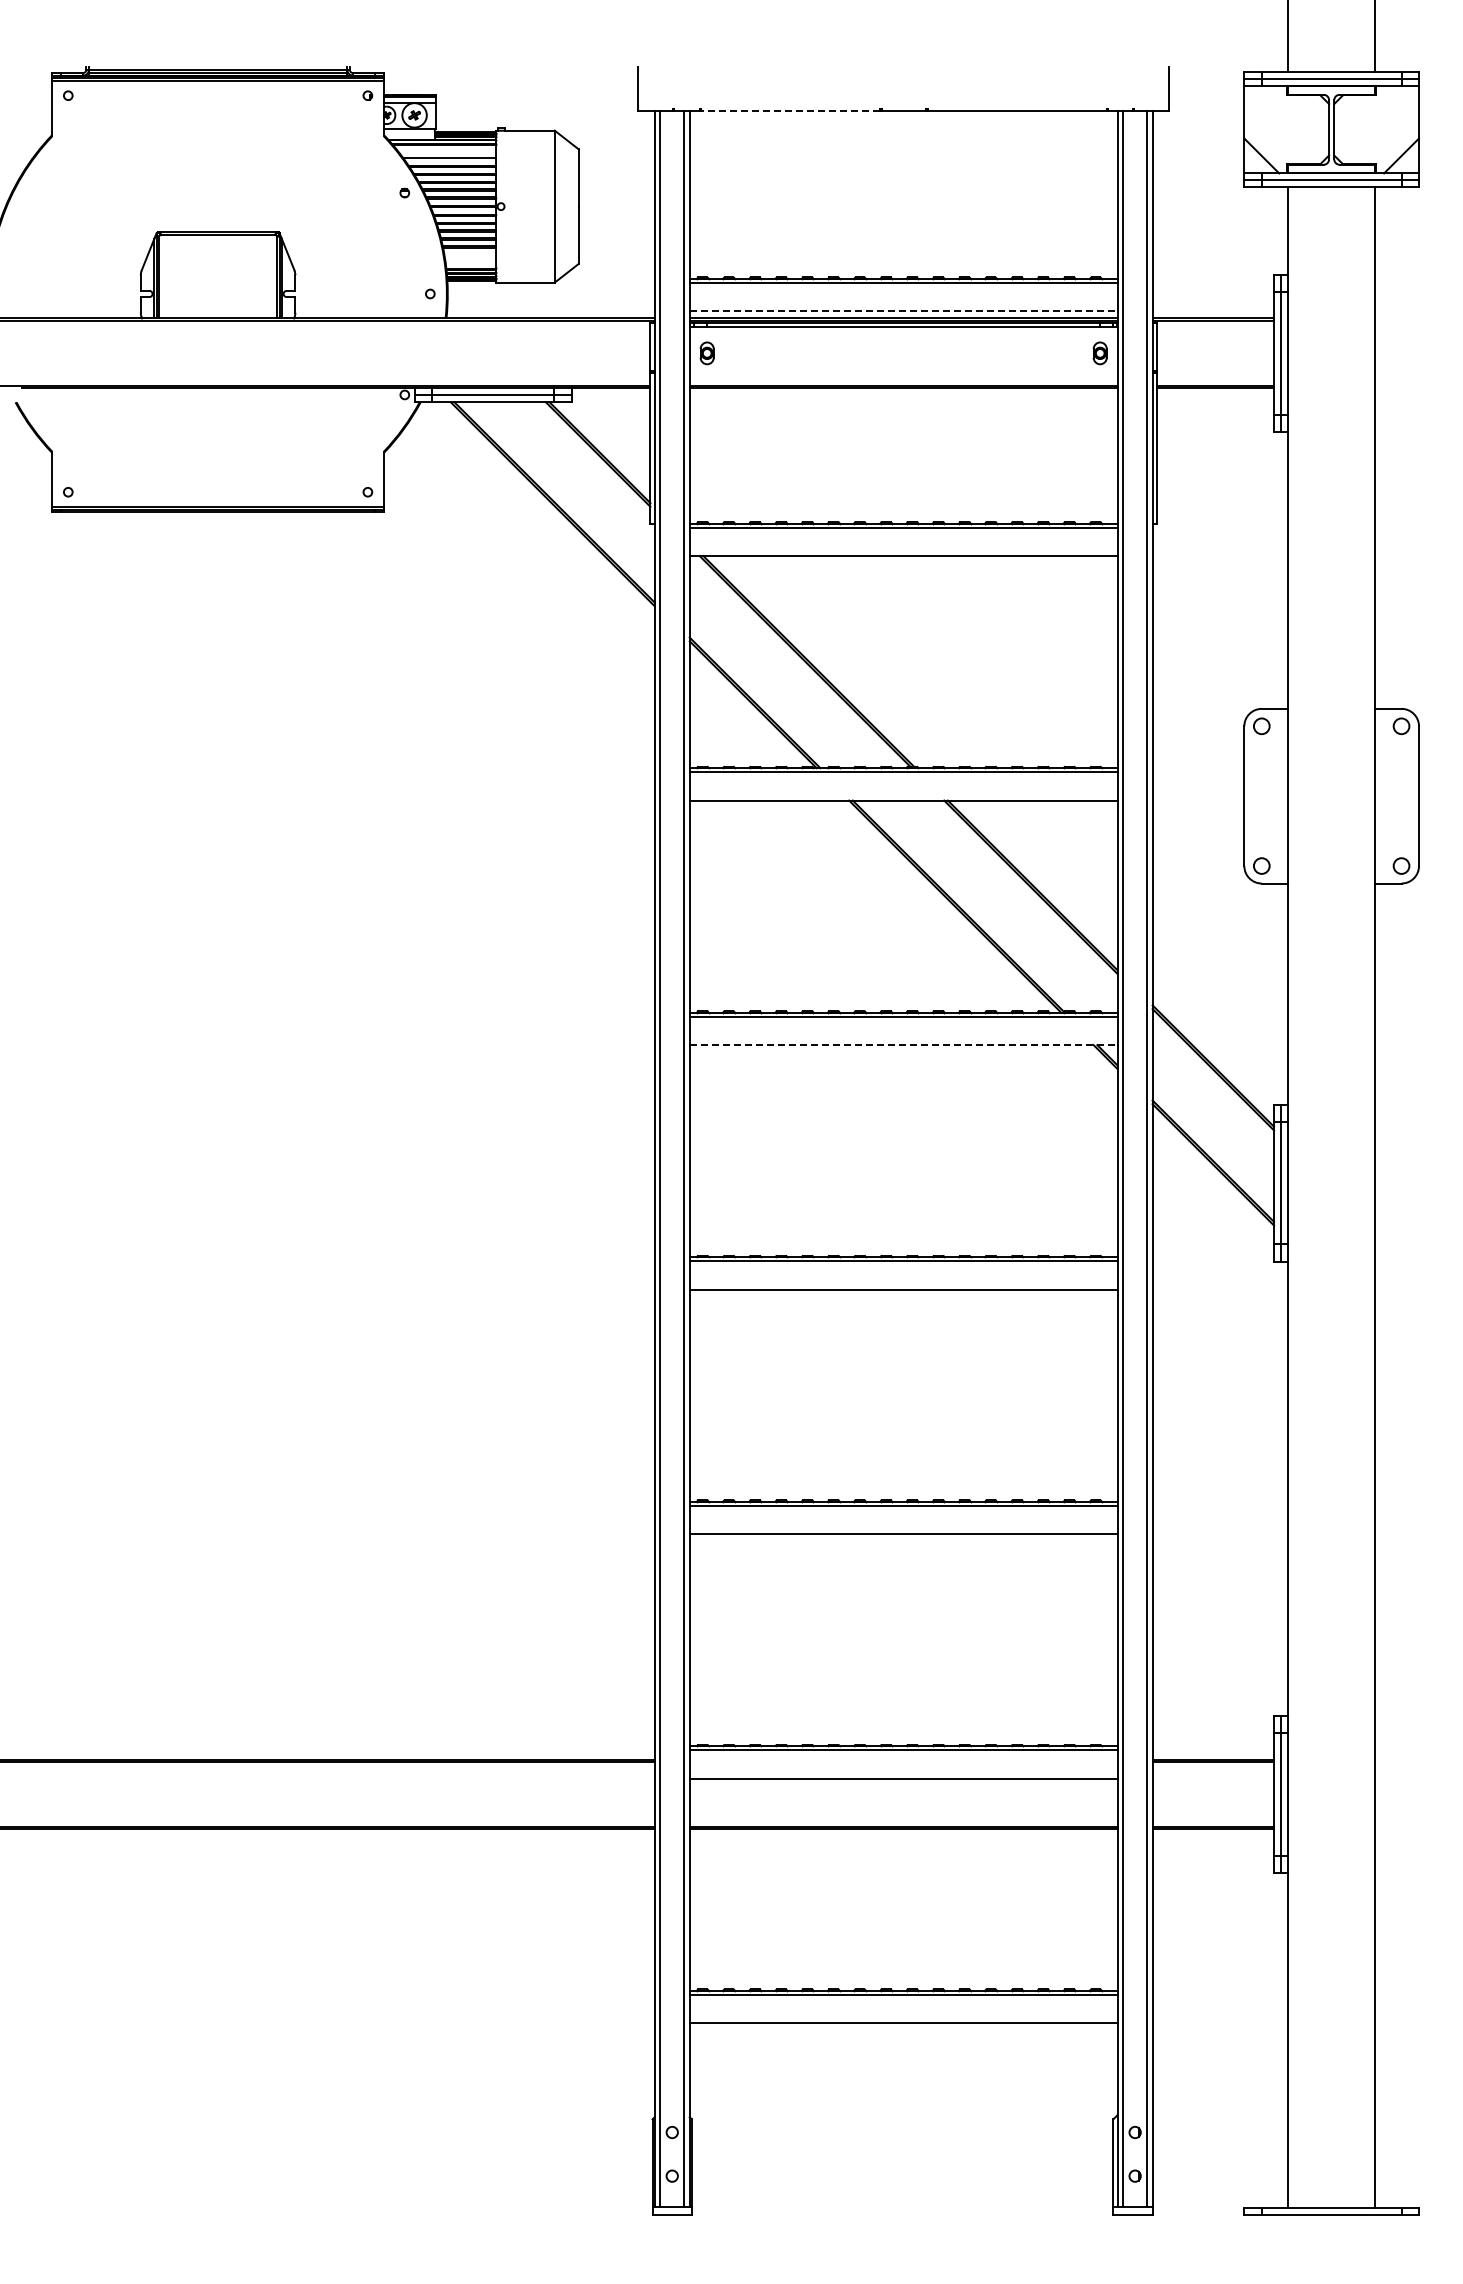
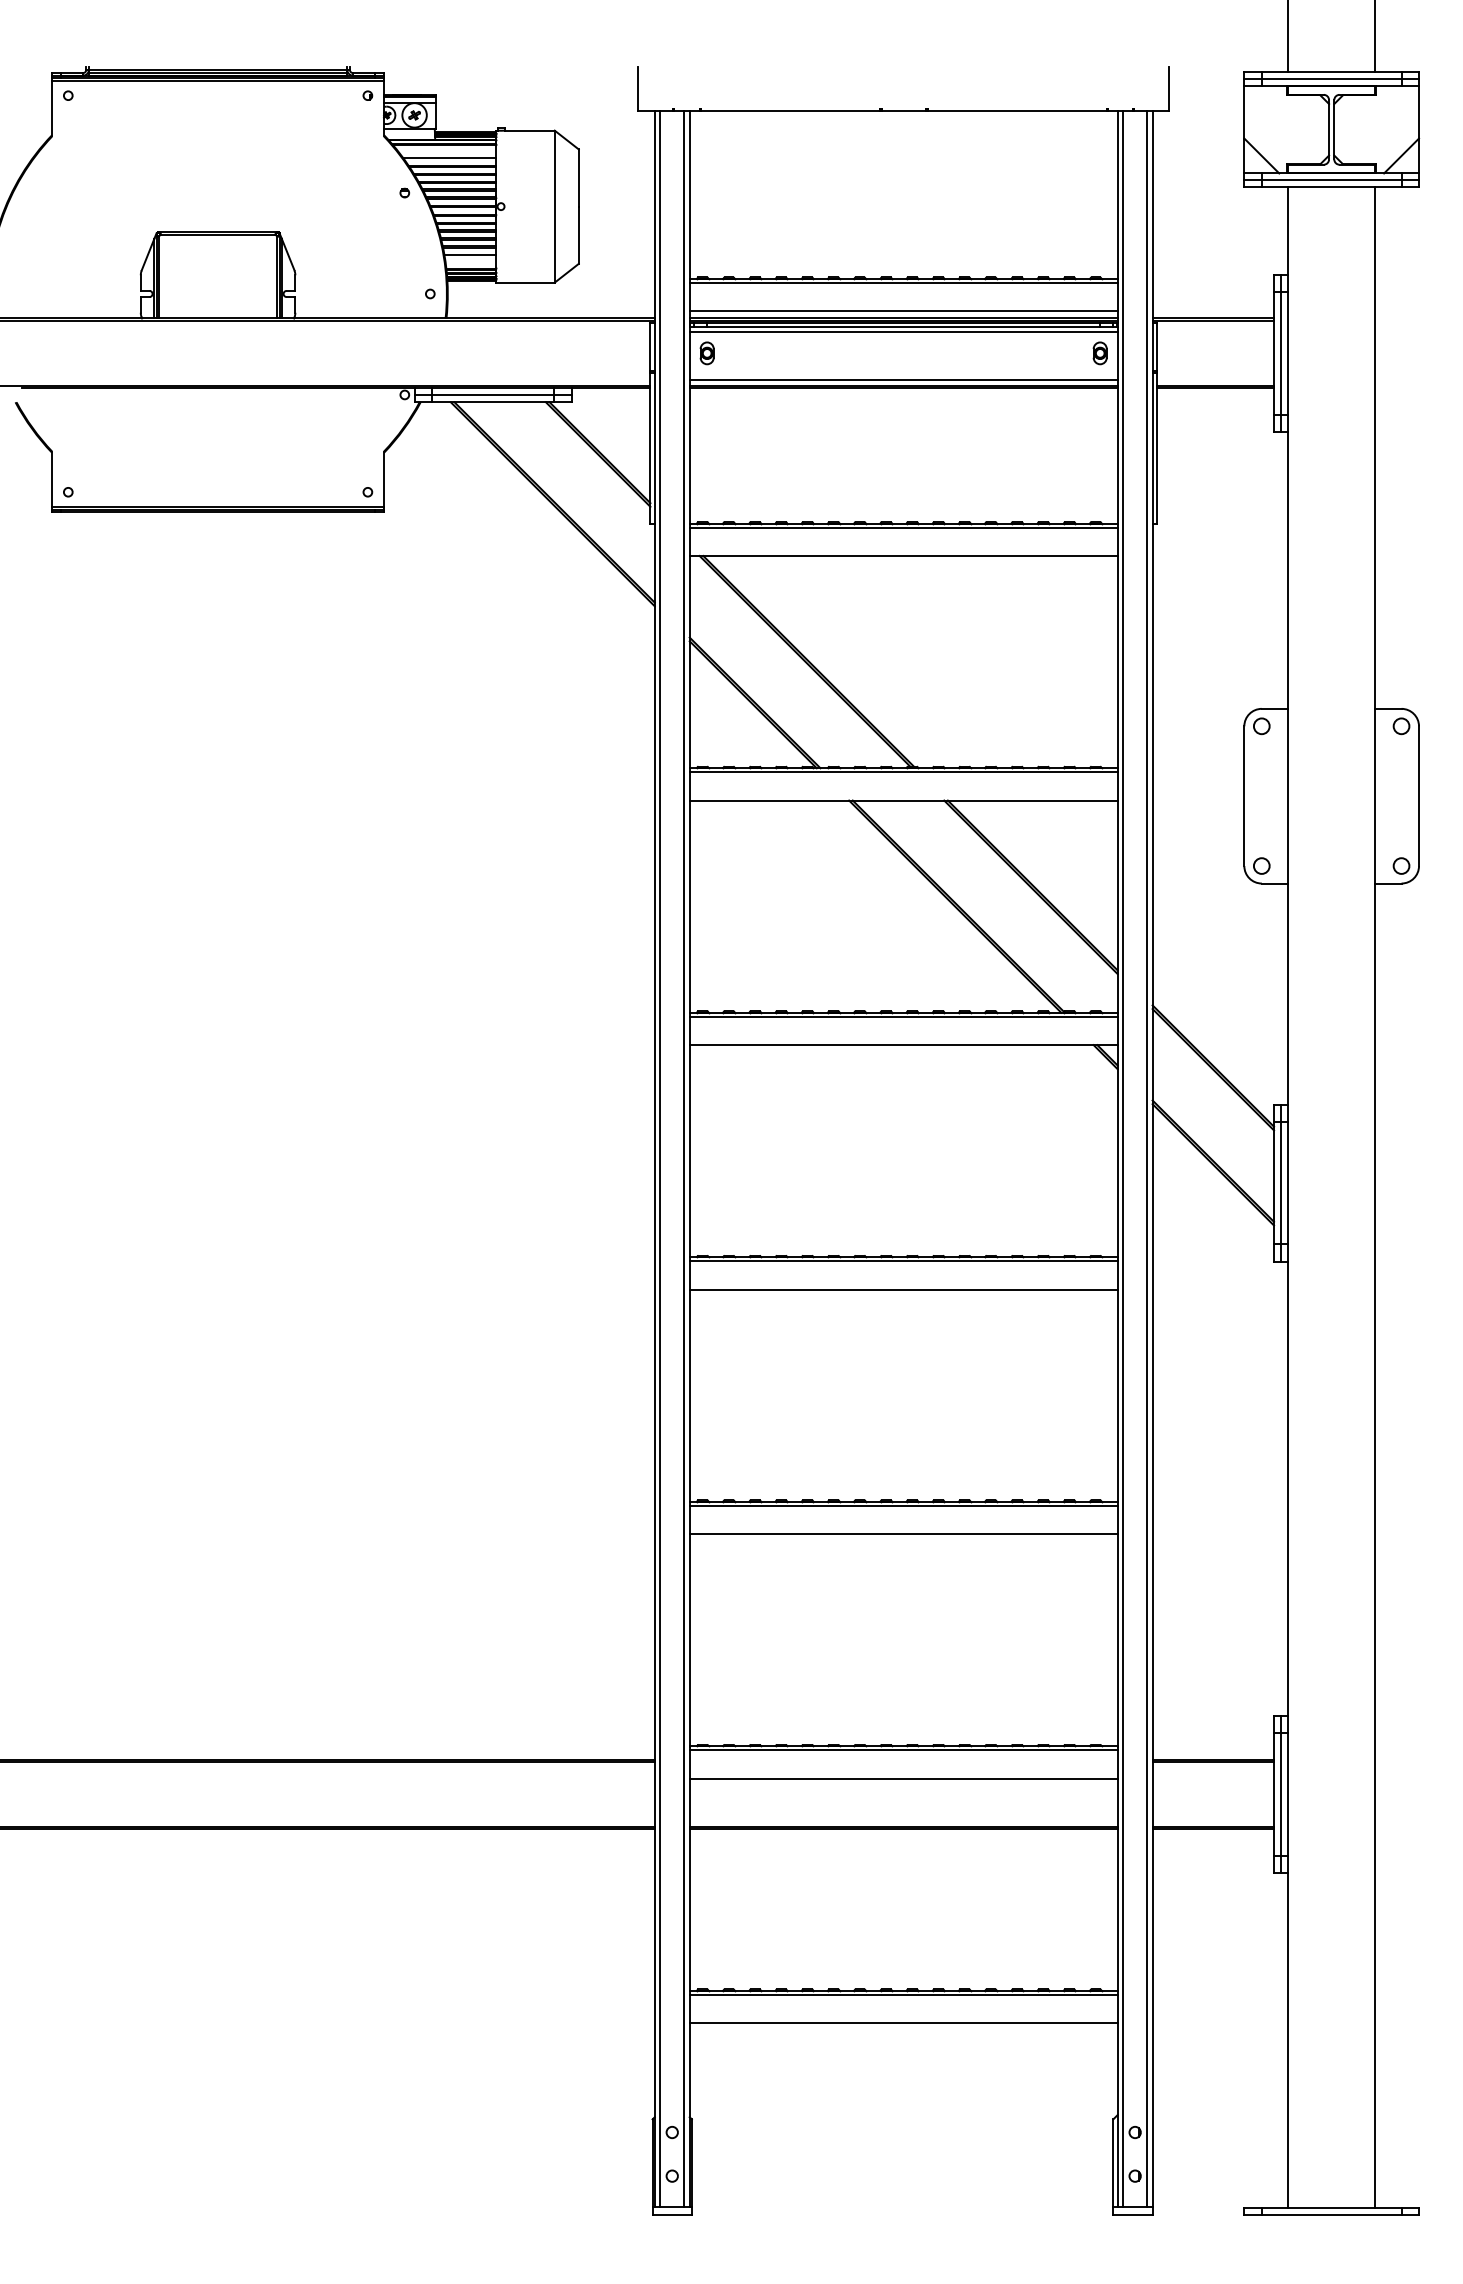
line: dashed -> solid (790, 110)
line: none -> present (470, 255)
line: dashed -> solid (903, 311)
line: none -> present (903, 331)
line: none -> present (903, 379)
line: dashed -> solid (903, 1045)
